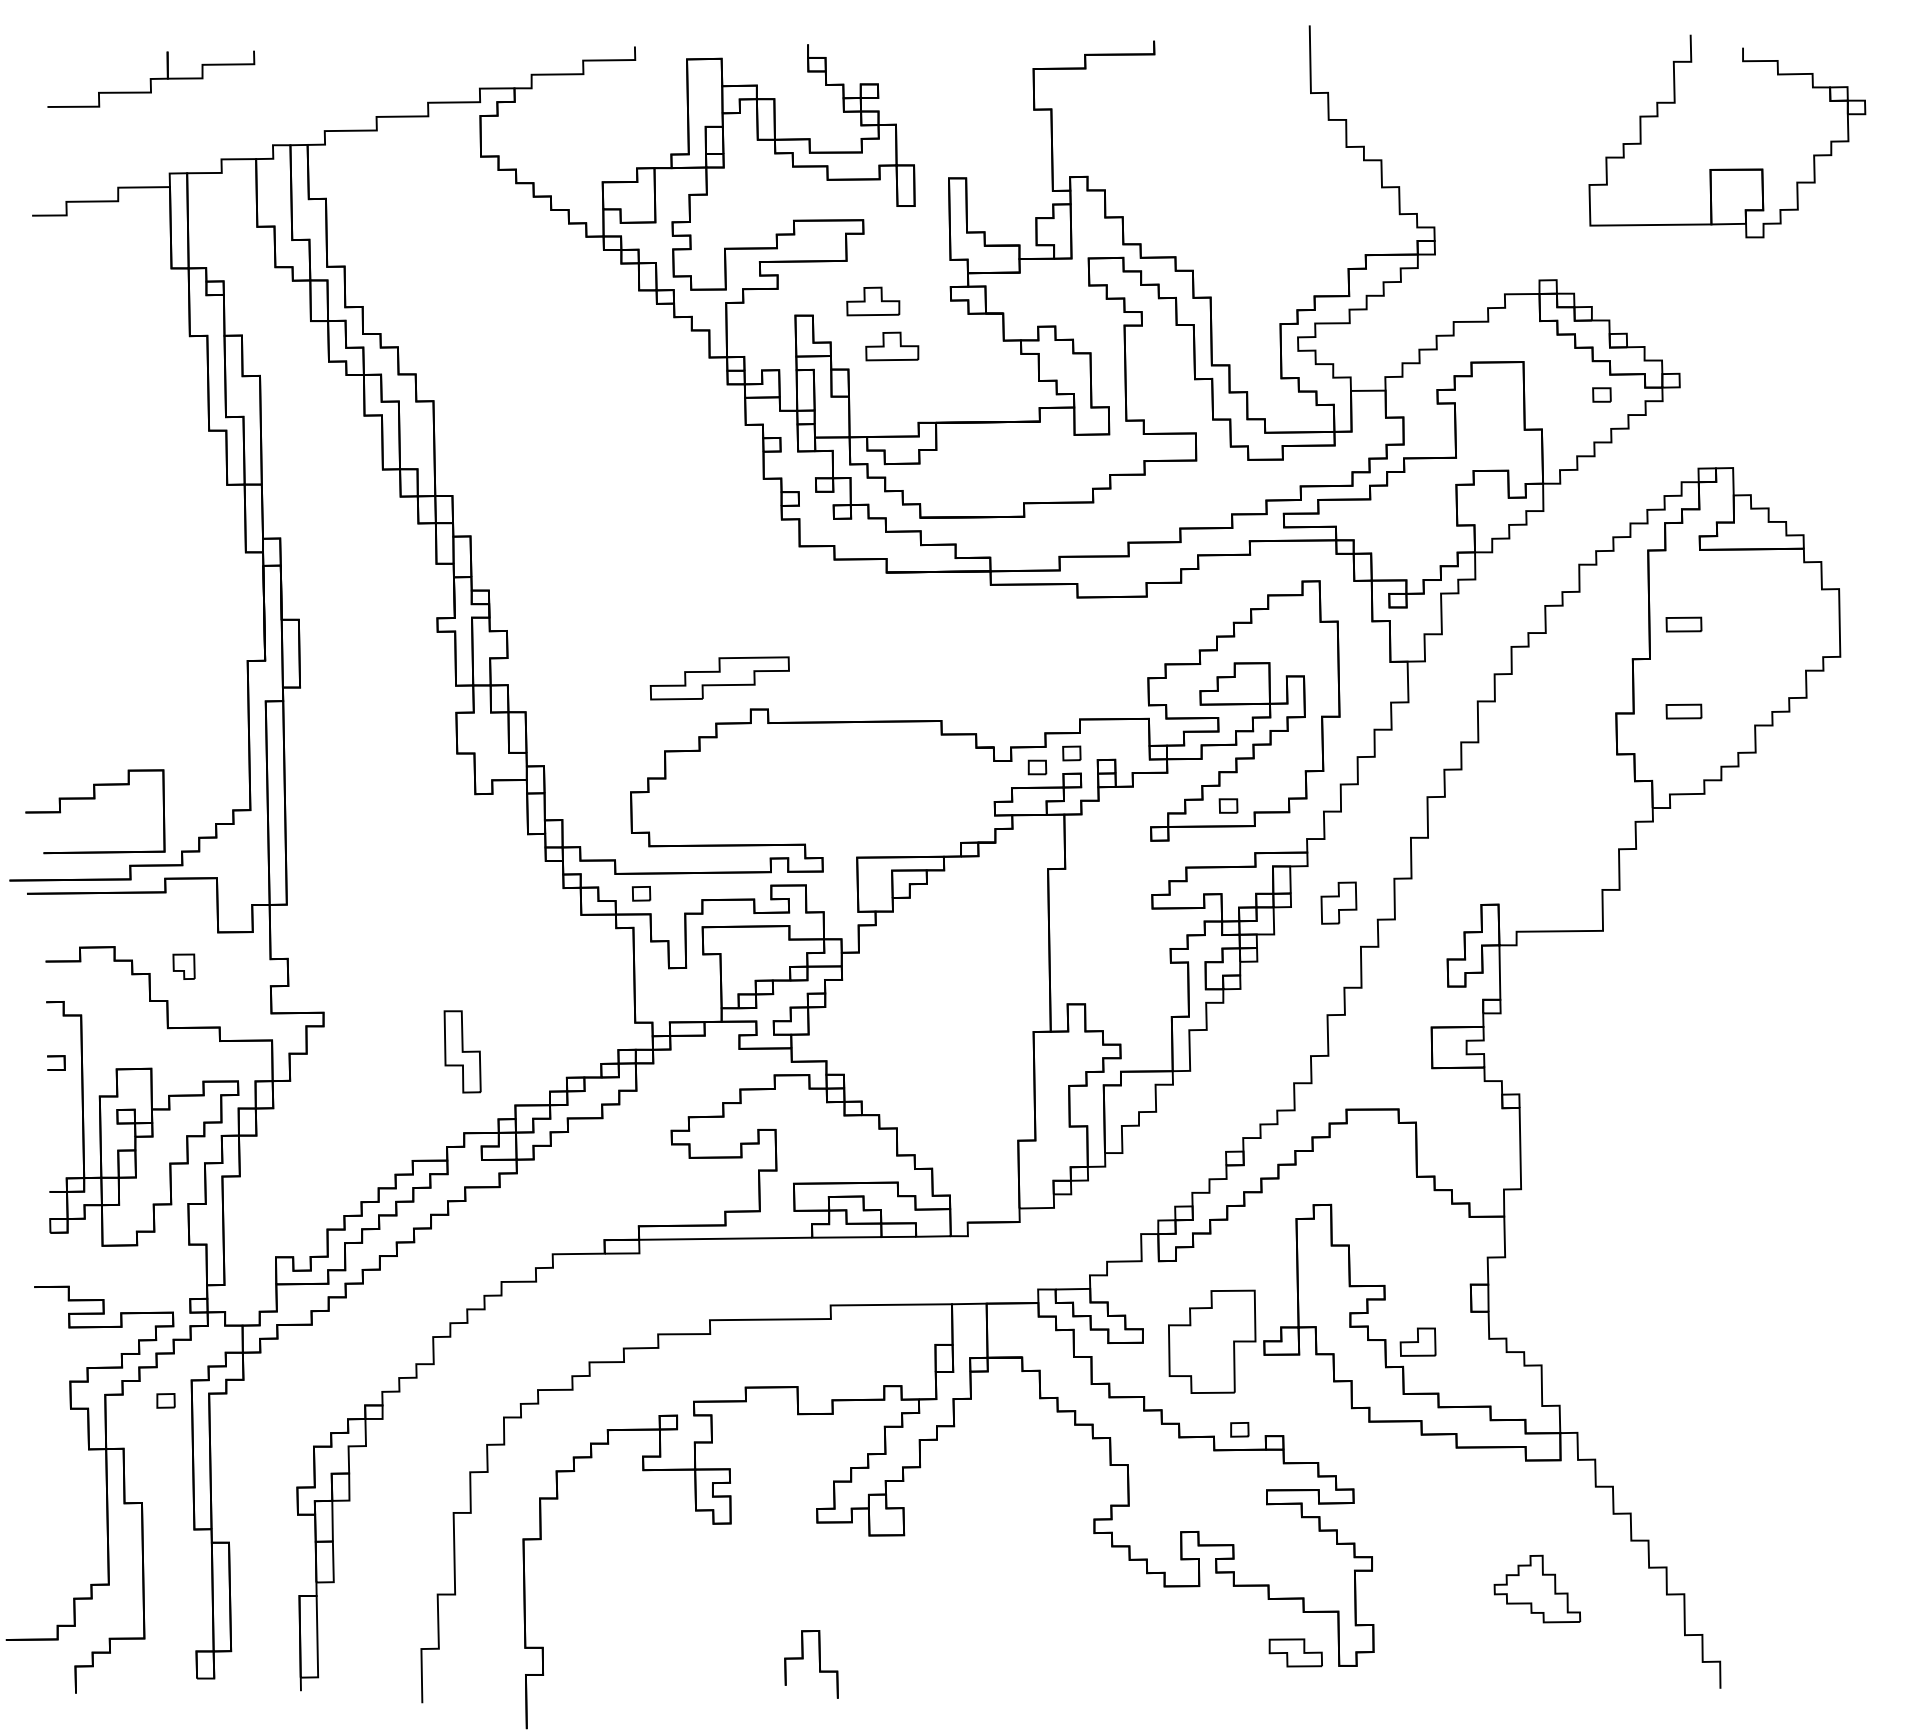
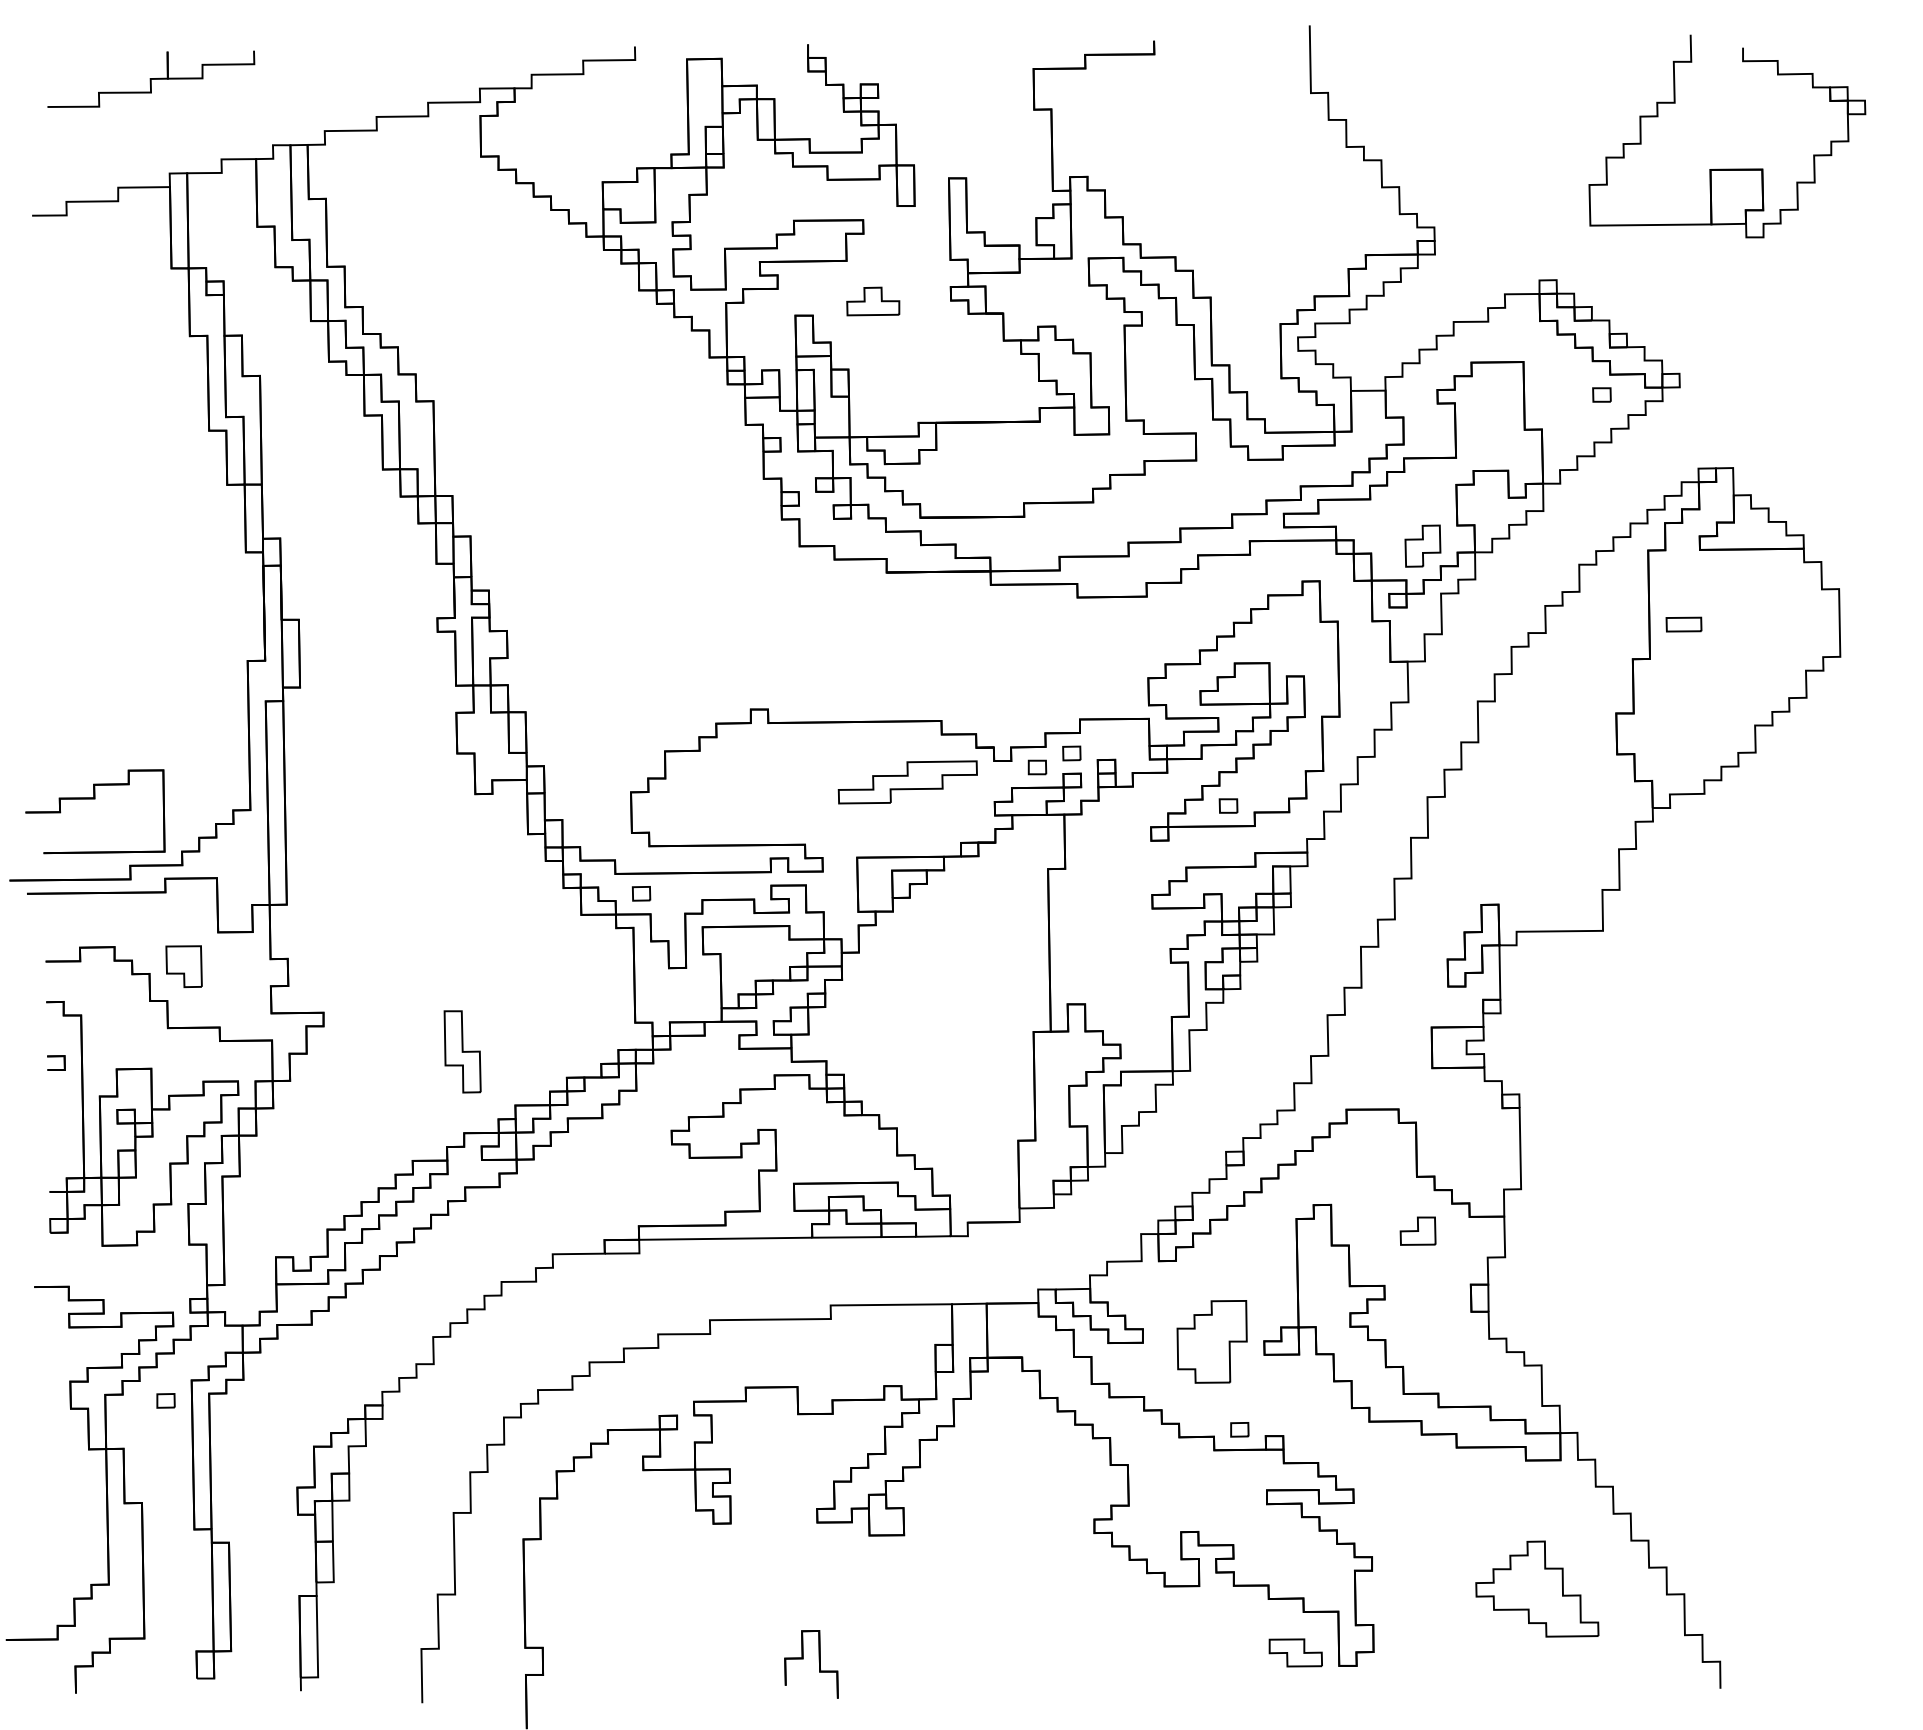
part: present -> none (892, 346)
part position: (719, 678) -> (907, 782) (907, 782)
part: present -> none (1683, 711)
part position: (1338, 902) -> (1422, 545) (1422, 545)
part size: 24x27 px -> 38x44 px (183, 966)
part size: 89x105 px -> 72x84 px (1211, 1341)
part position: (1417, 1341) -> (1417, 1230) (1417, 1230)
part size: 89x70 px -> 125x98 px (1537, 1588)
